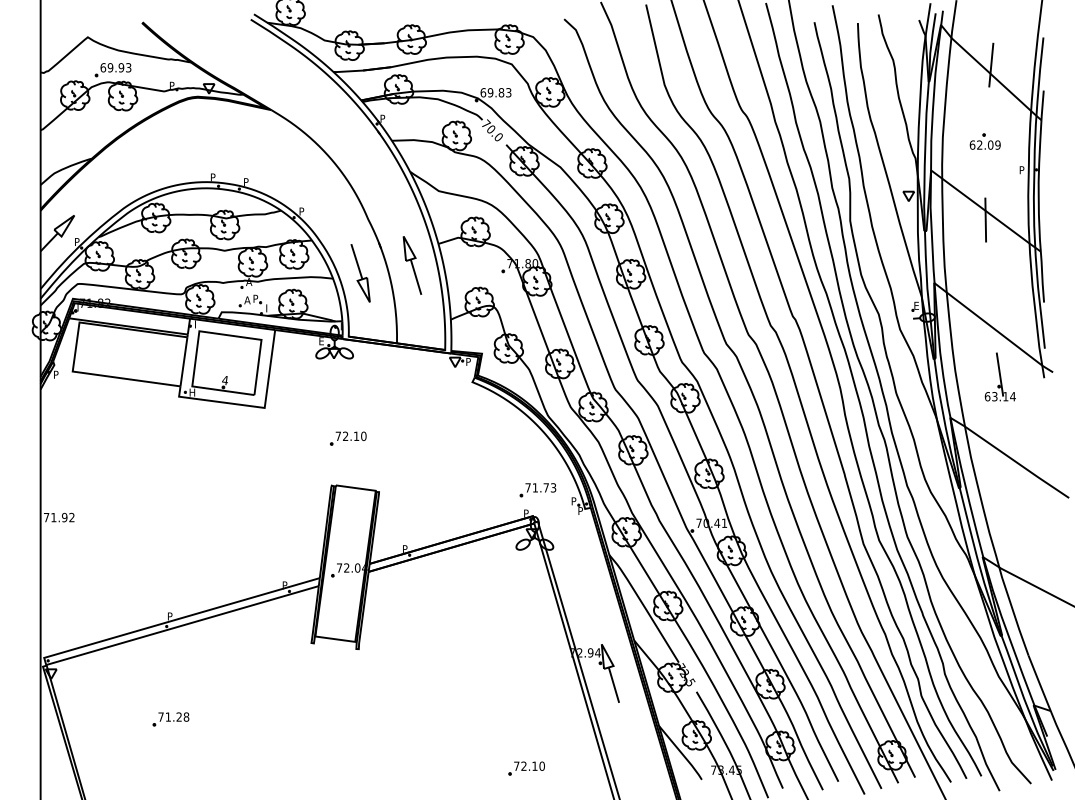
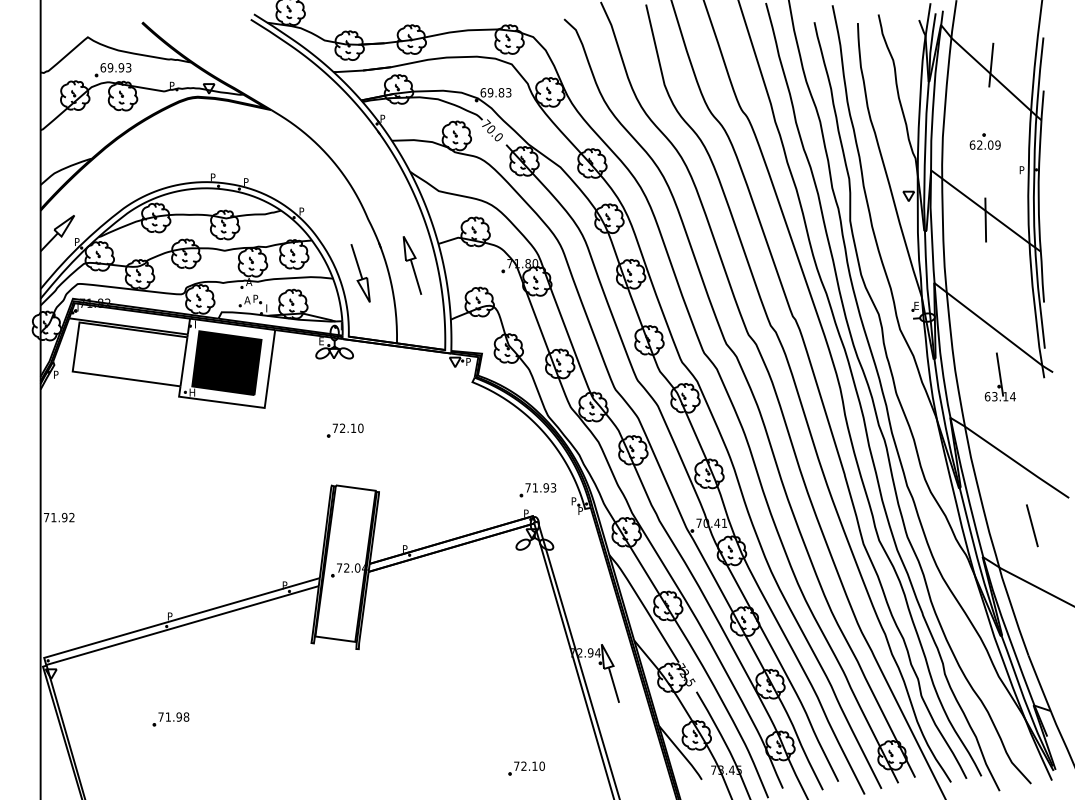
fill: none -> present (226, 363)
part position: (348, 438) -> (345, 430) (345, 430)
text: 71.73 -> 71.93 (546, 487)
line: none -> present (1032, 525)
text: 71.28 -> 71.98 (178, 716)
